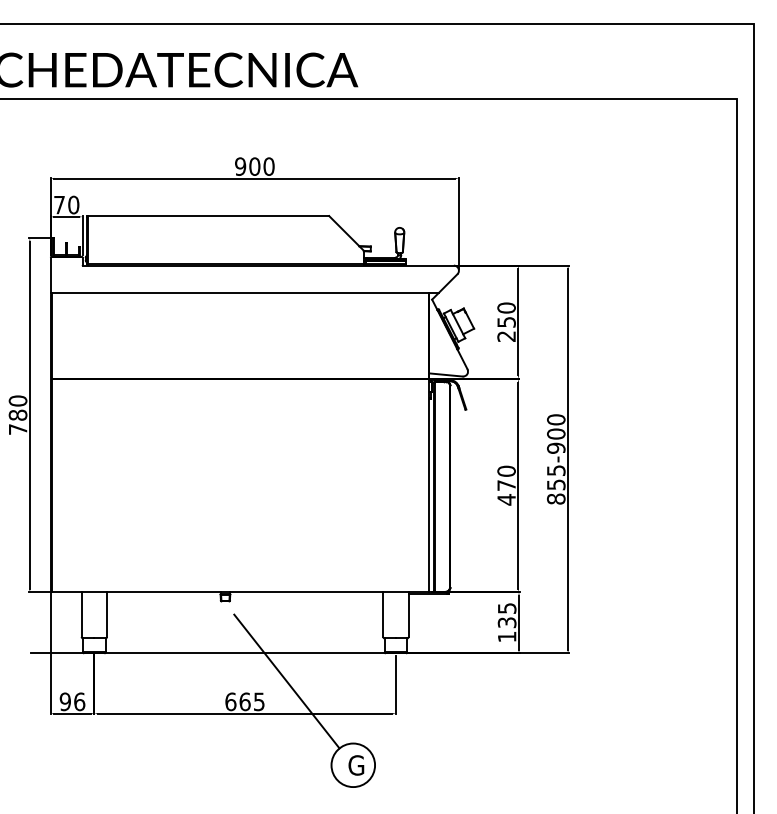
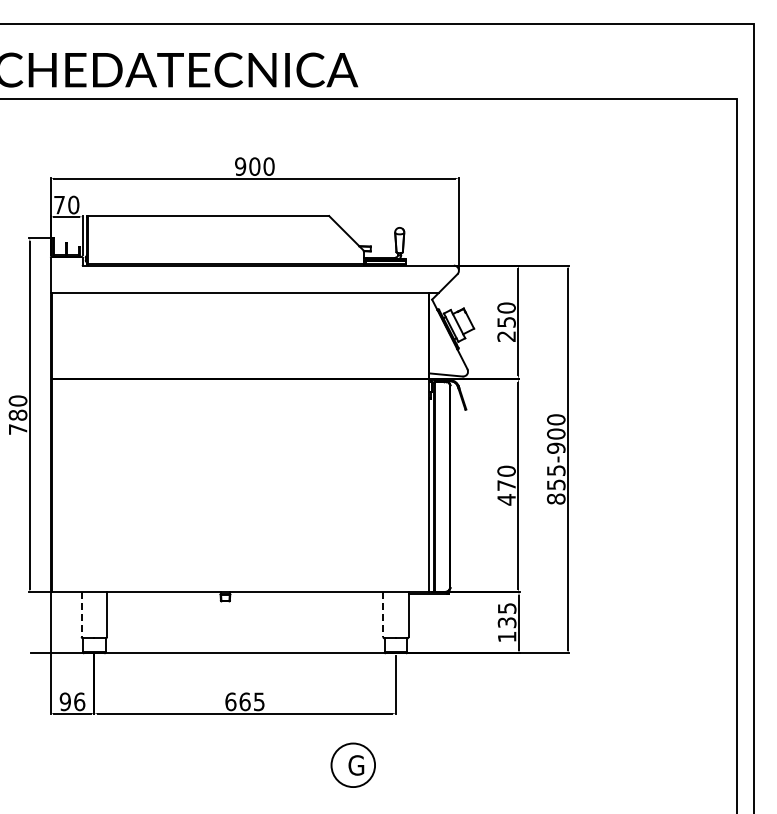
line: solid -> dashed (81, 615)
line: solid -> dashed (383, 615)
line: present -> none (286, 681)
